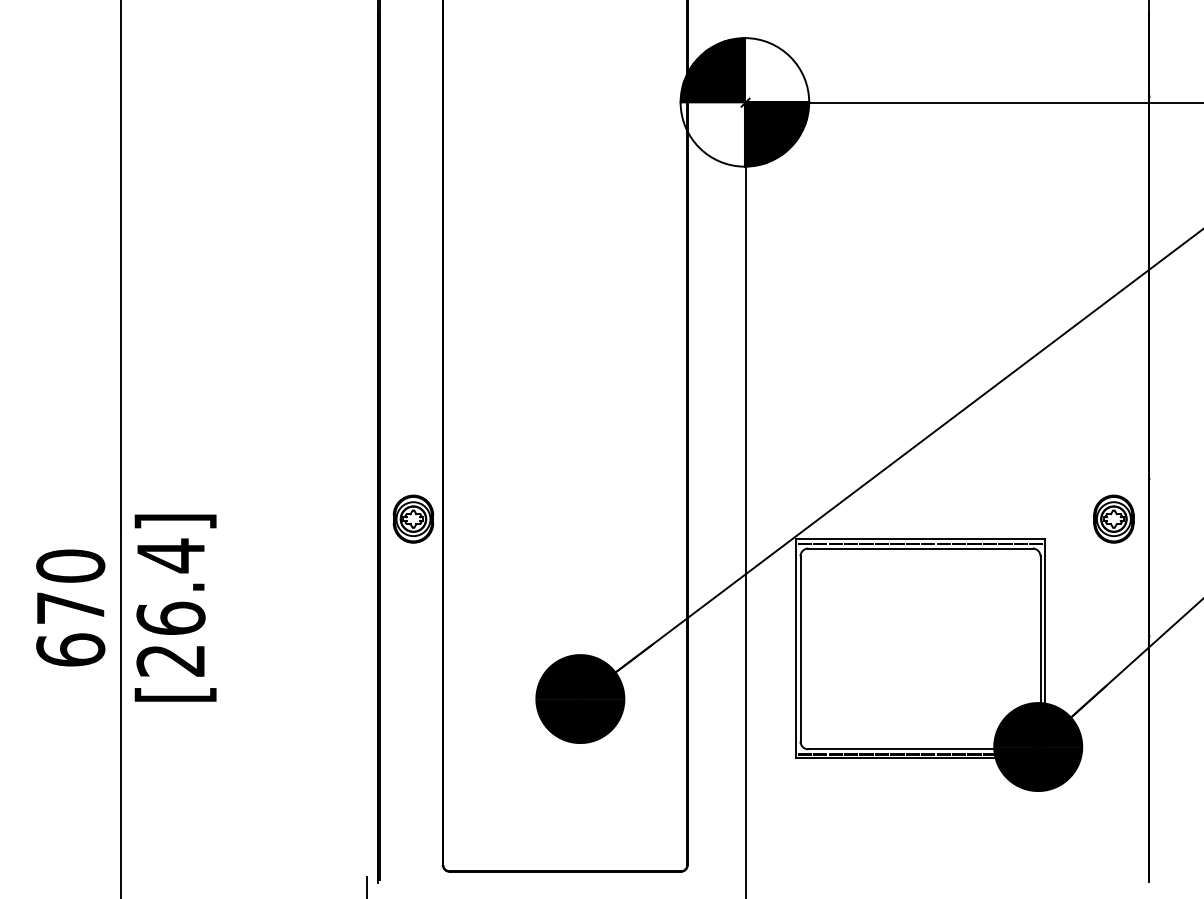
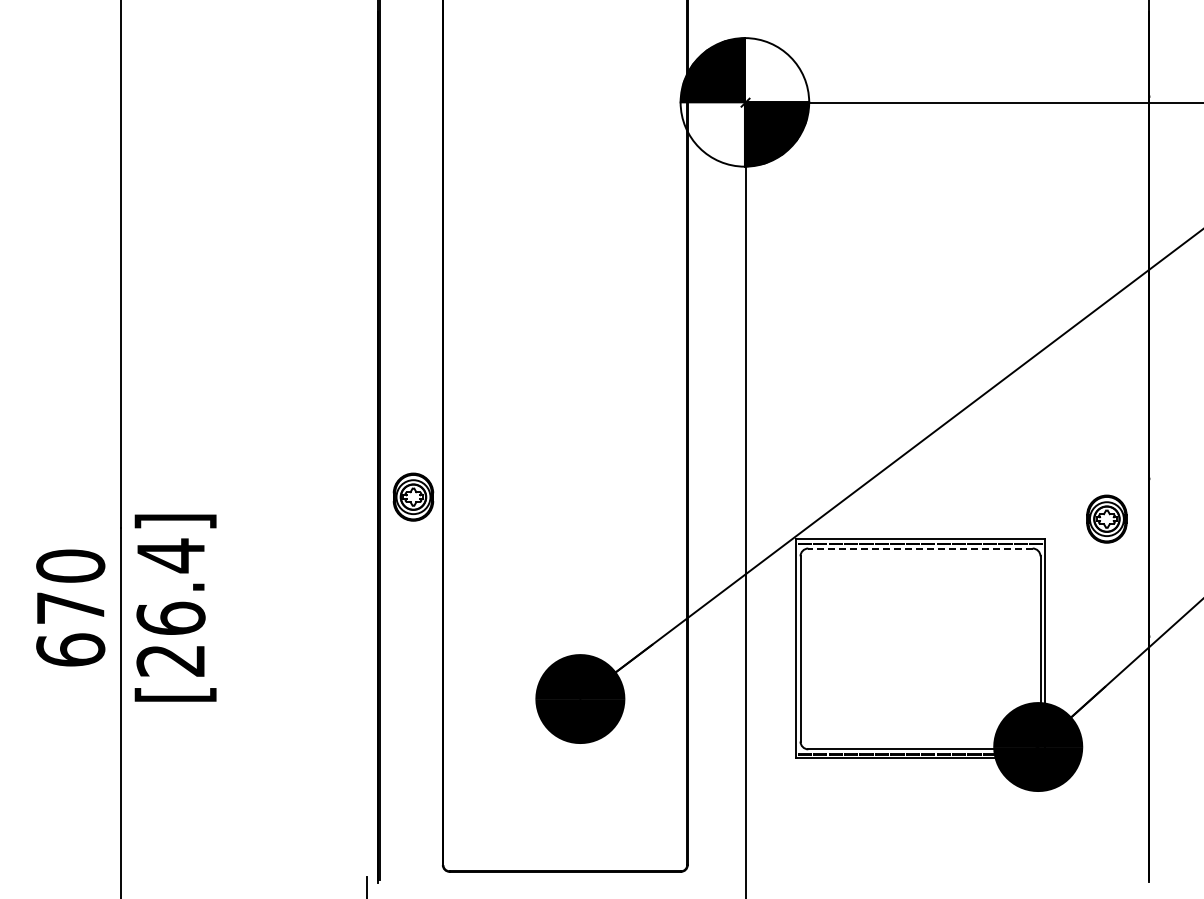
part position: (413, 518) -> (413, 496) (413, 496)
part position: (1113, 518) -> (1106, 518) (1106, 518)
line: solid -> dashed (920, 548)
